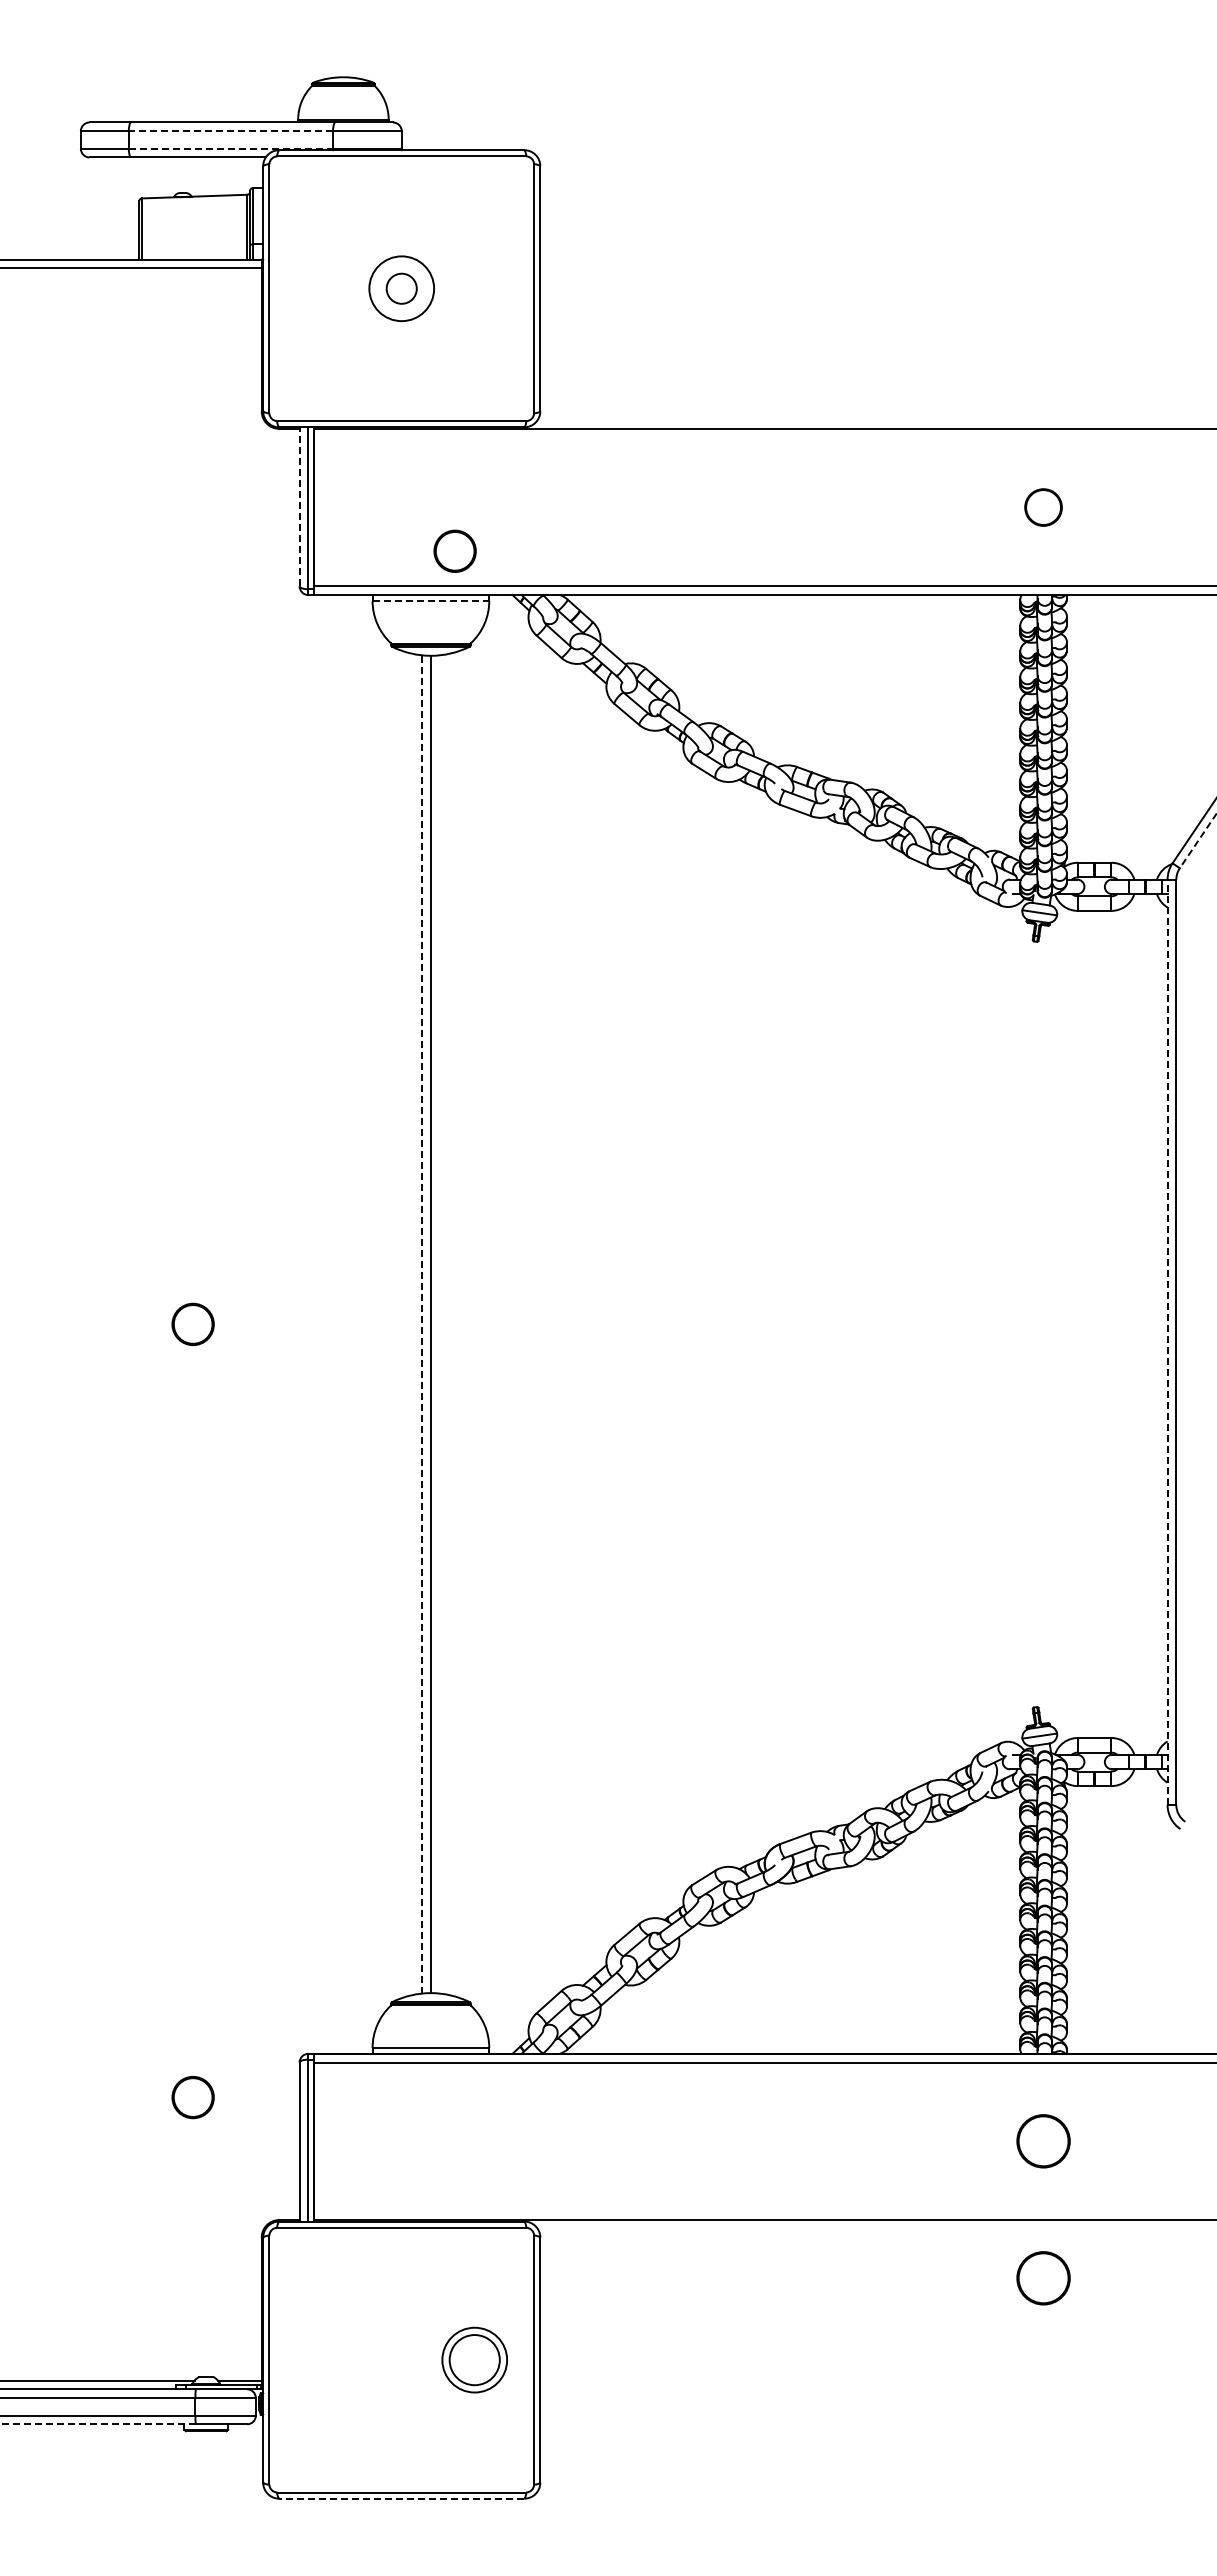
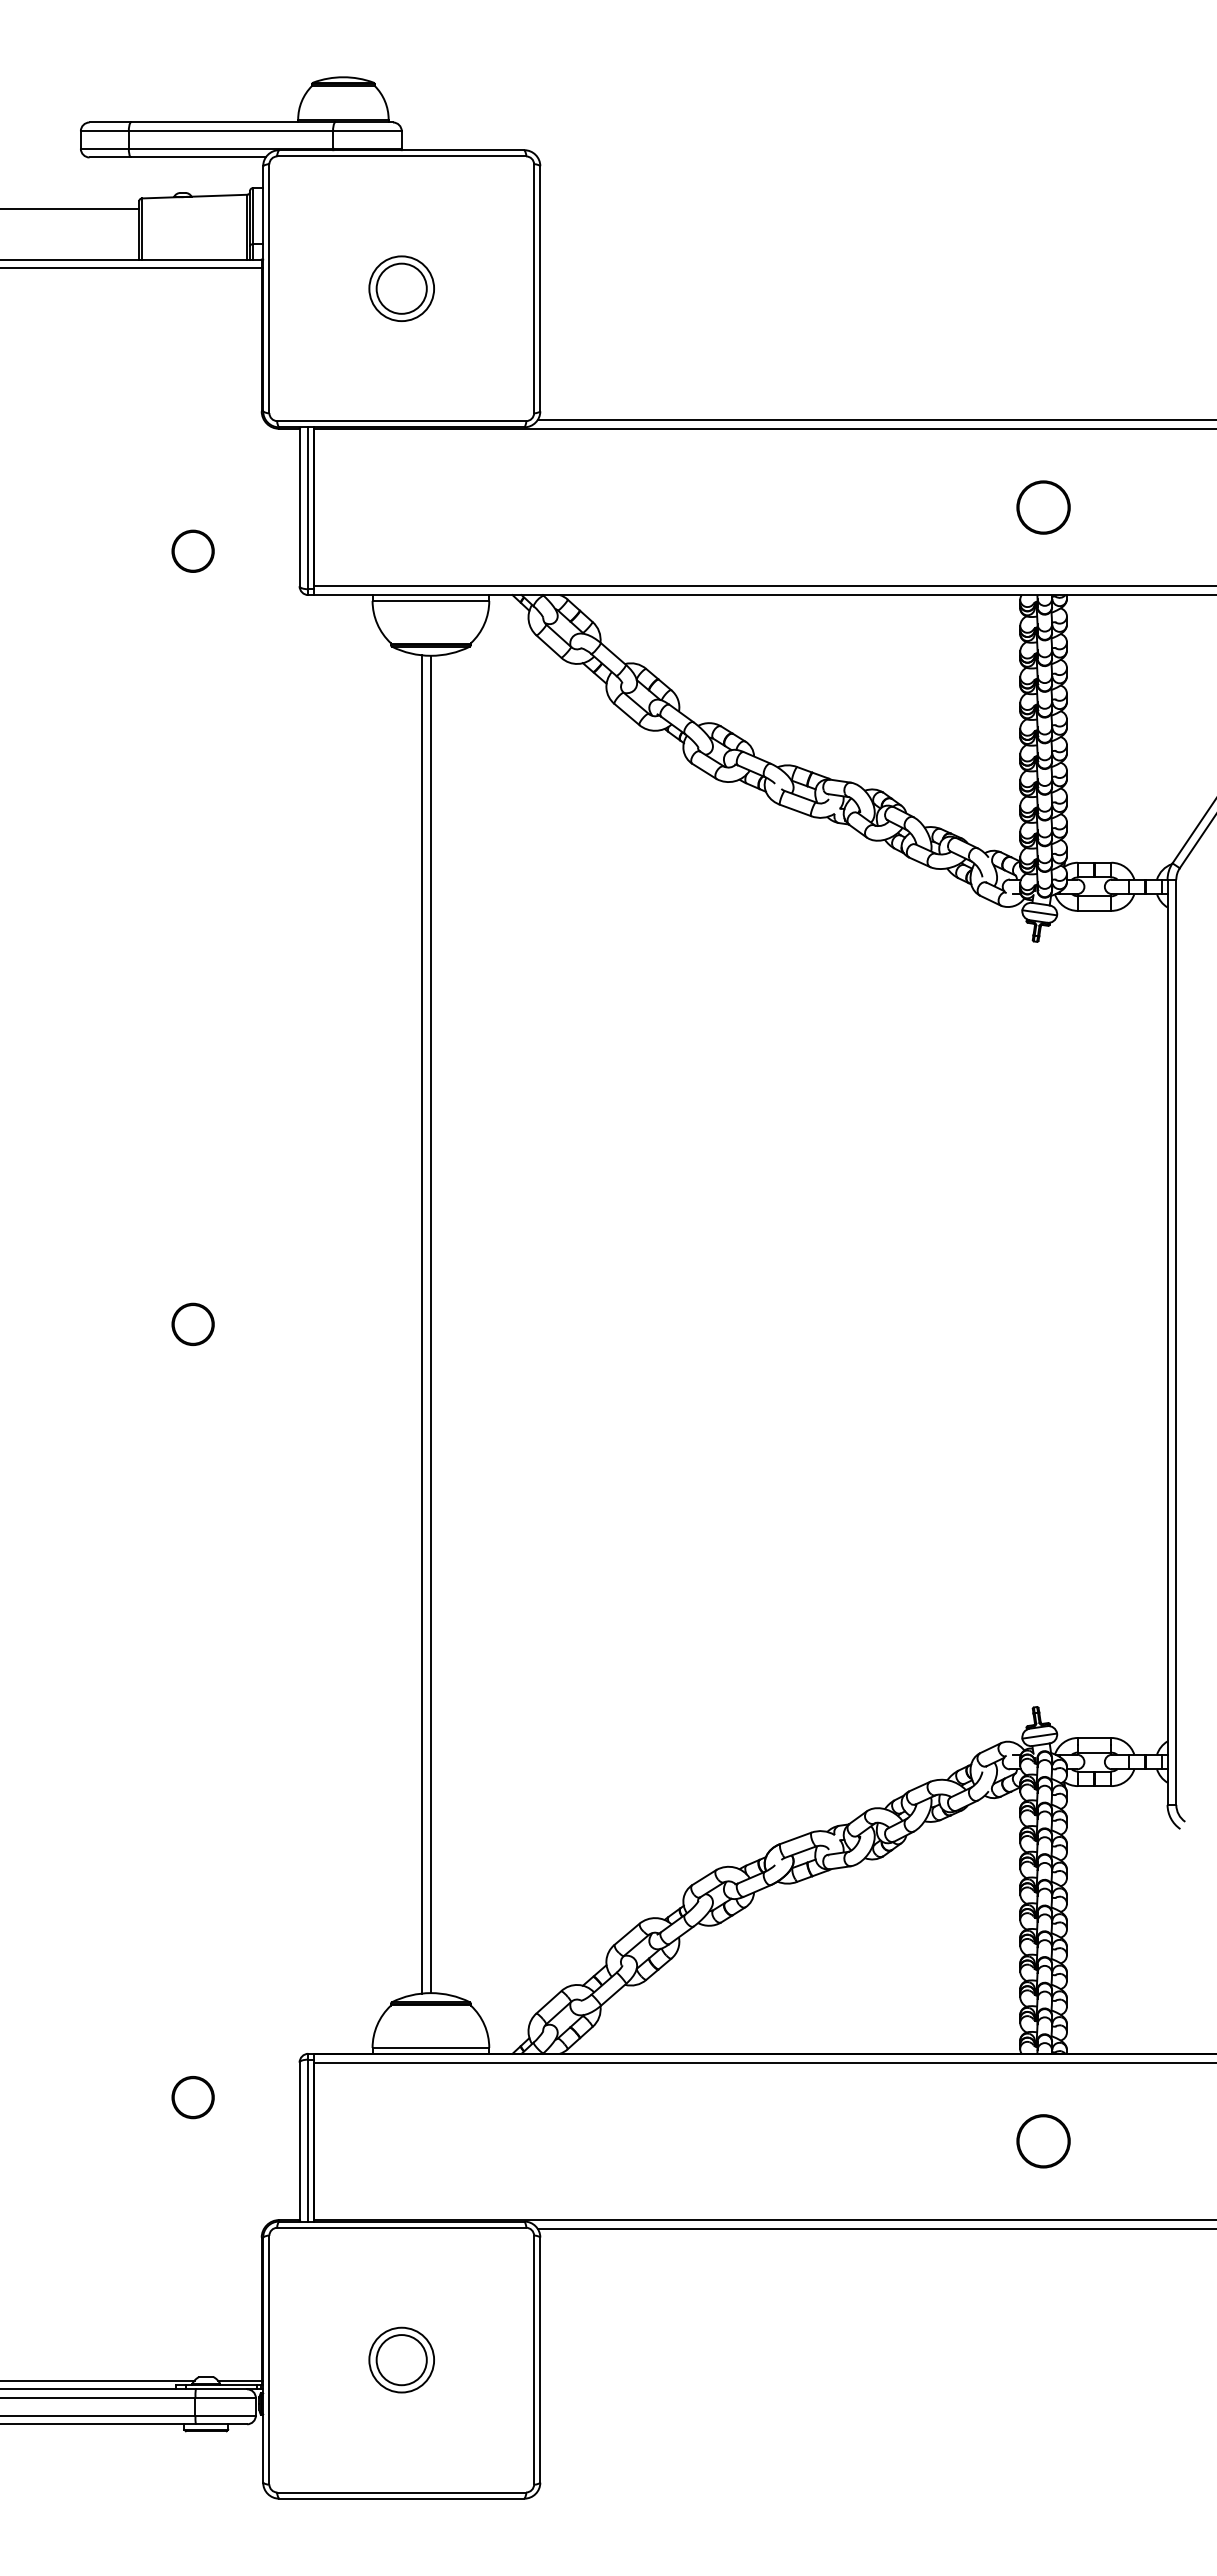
line: dashed -> solid (230, 131)
line: dashed -> solid (231, 148)
line: none -> present (70, 208)
circle diameter: 30 px -> 50 px (401, 288)
line: none -> present (875, 420)
line: dashed -> solid (299, 507)
circle size: 39x39 px -> 55x55 px (1043, 507)
part position: (454, 550) -> (192, 550) (192, 550)
line: dashed -> solid (431, 600)
line: dashed -> solid (1198, 841)
line: dashed -> solid (422, 1323)
line: dashed -> solid (1167, 1342)
line: none -> present (875, 2228)
circle: present -> none (1043, 2278)
part position: (474, 2359) -> (401, 2359) (401, 2359)
line: dashed -> solid (97, 2424)
line: dashed -> solid (401, 2498)
